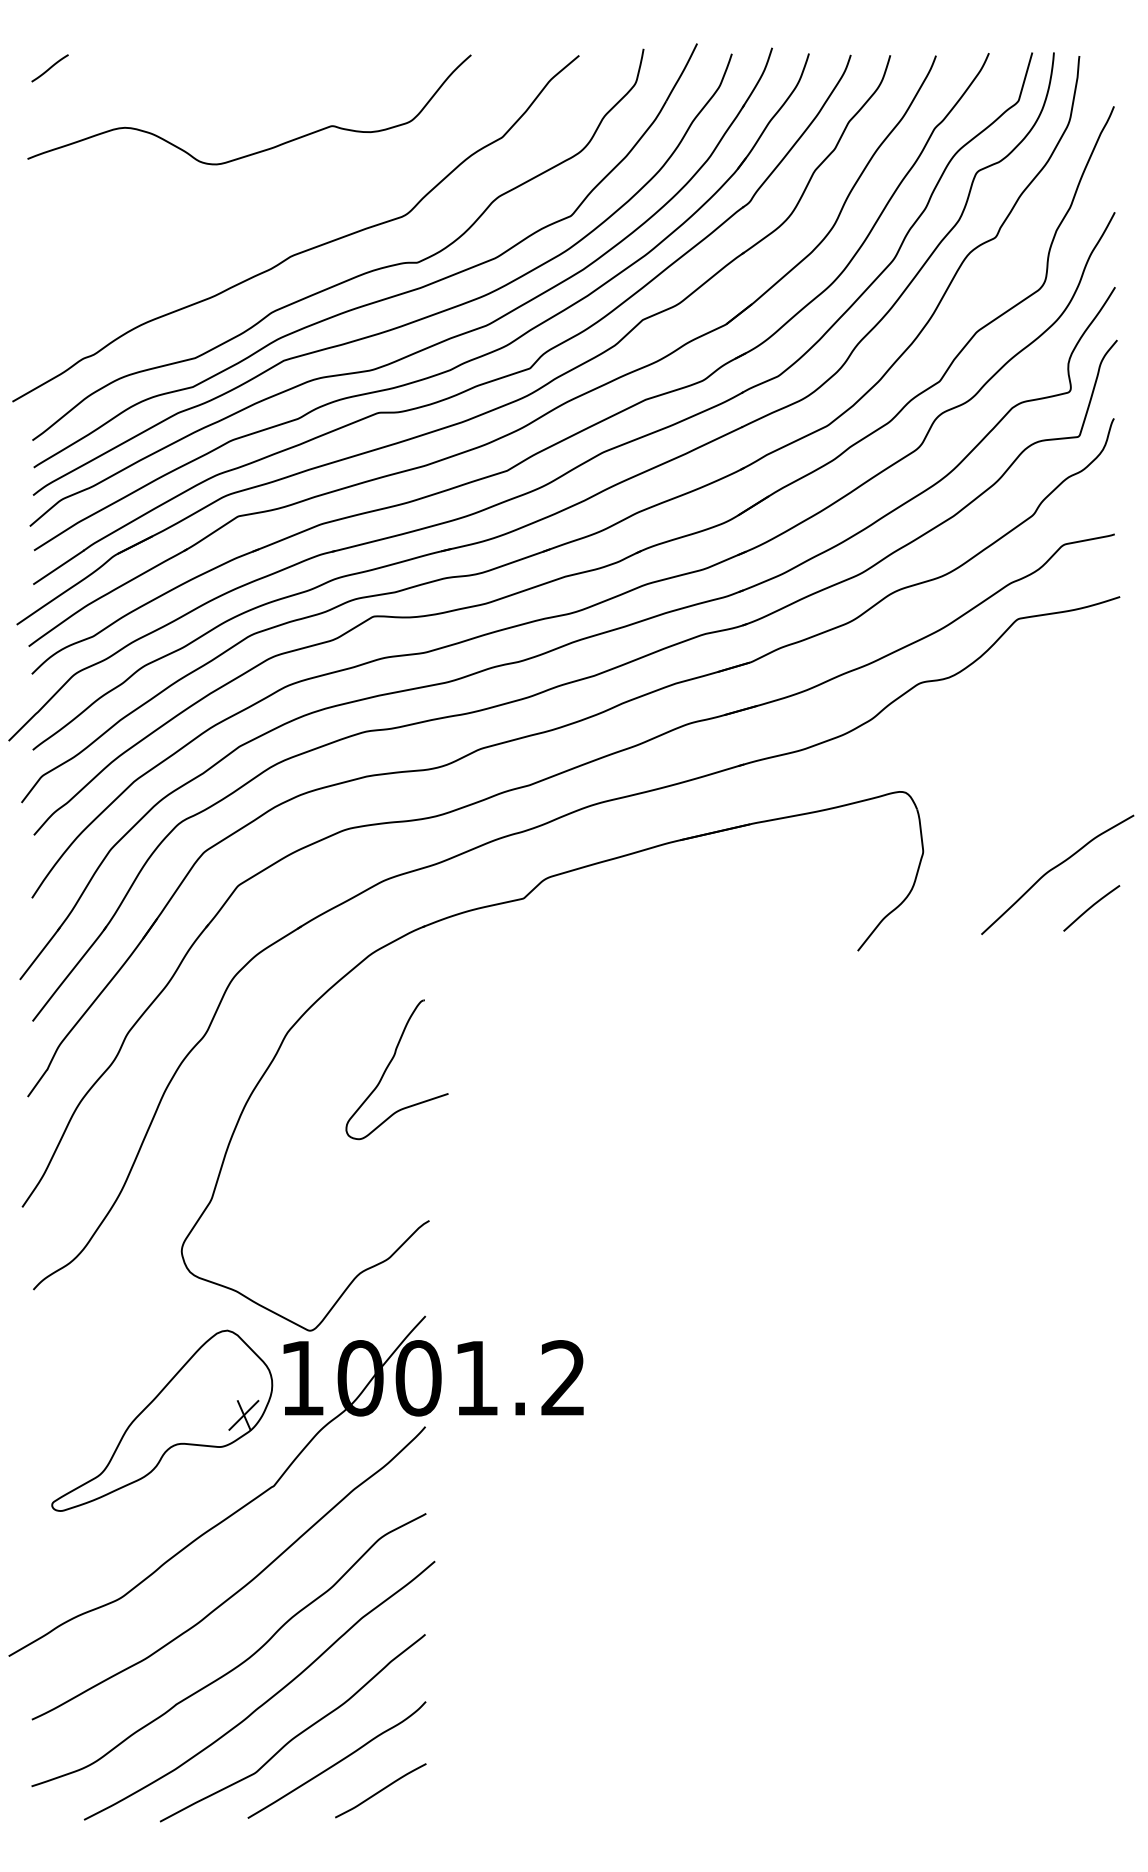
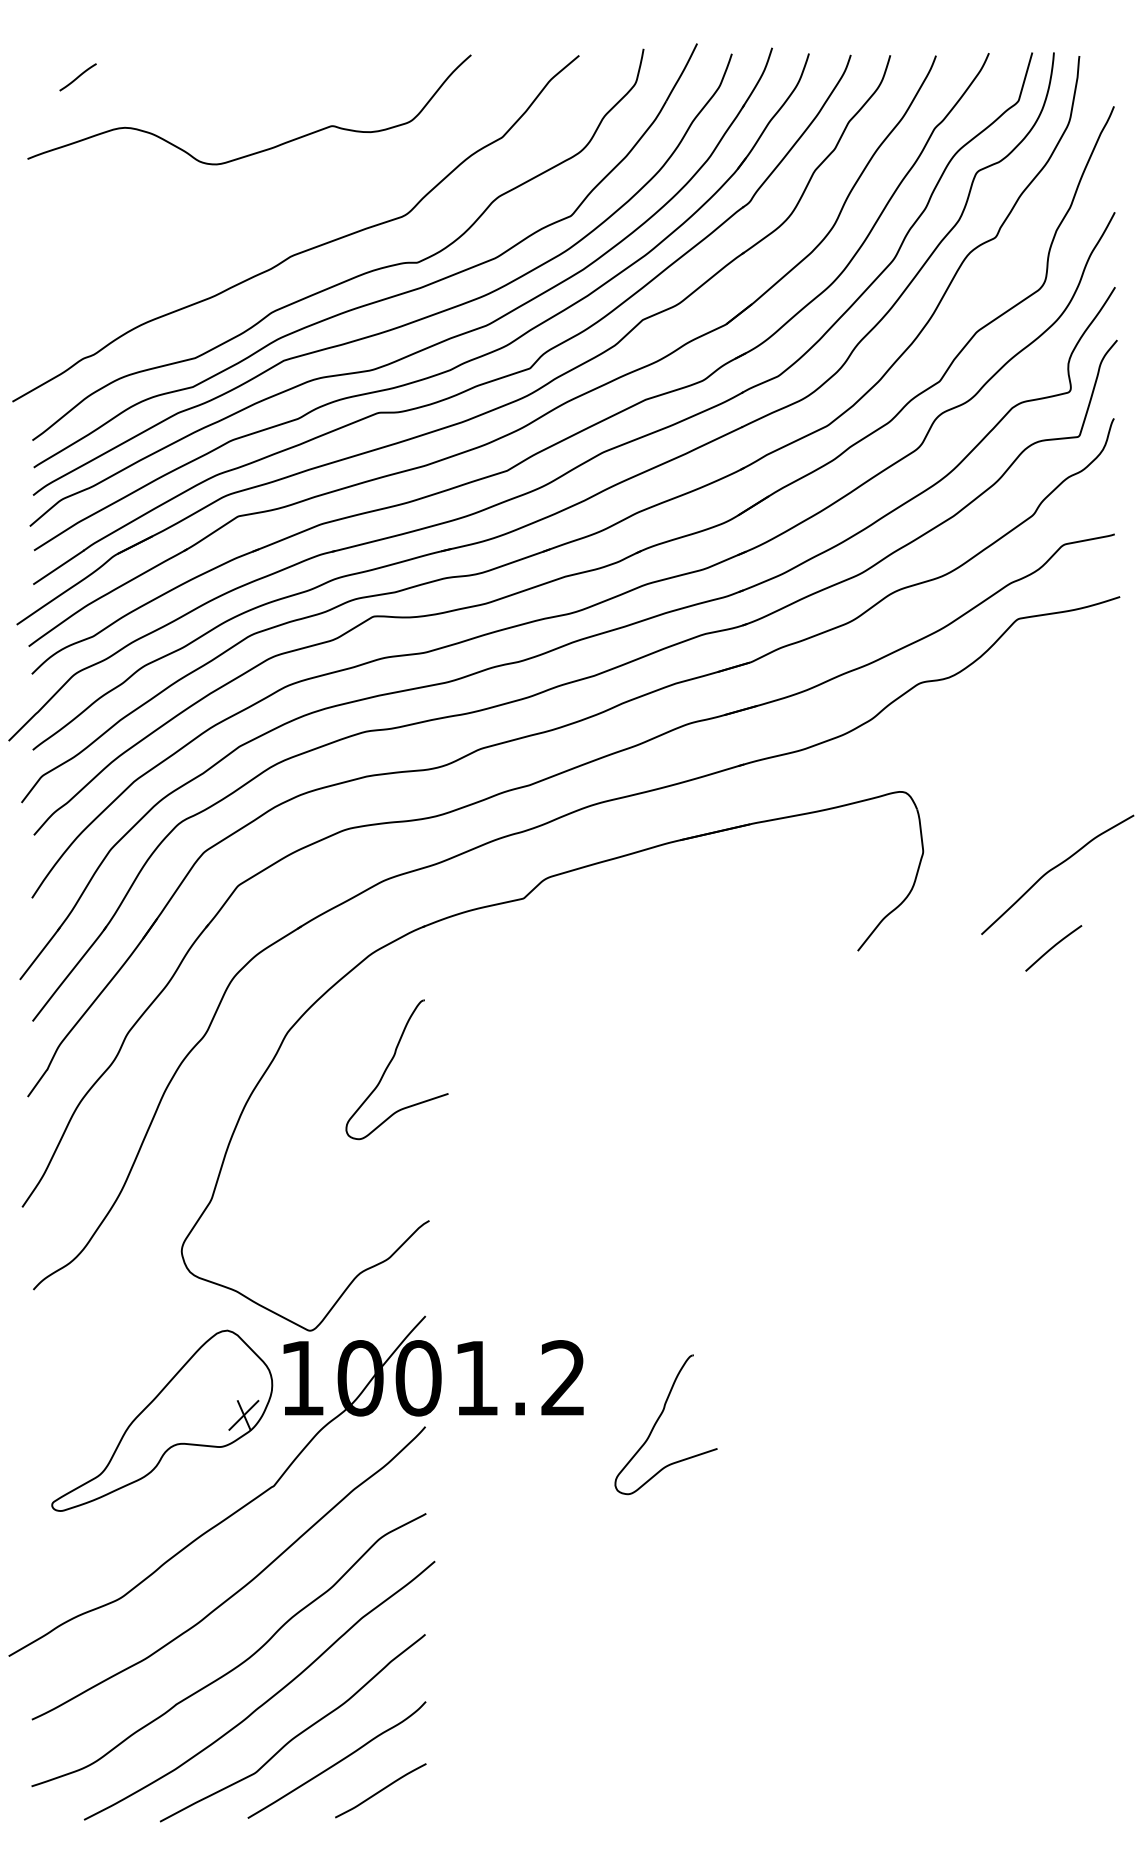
line position: (49, 68) -> (77, 77) (77, 77)
curve position: (1091, 907) -> (1053, 947) (1053, 947)
part: none -> present (658, 1420)
